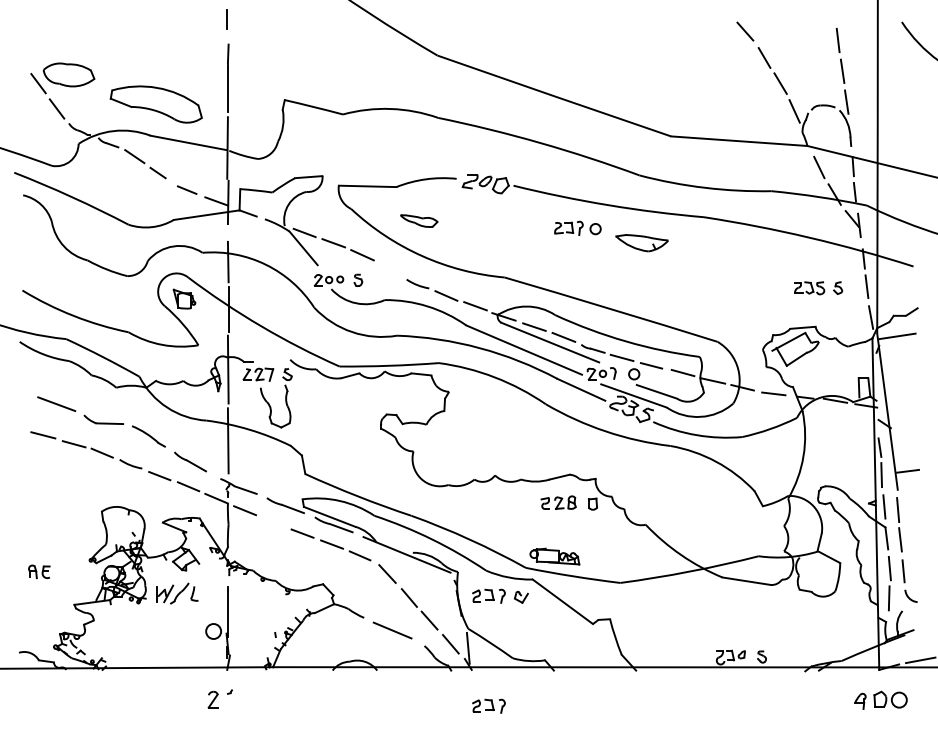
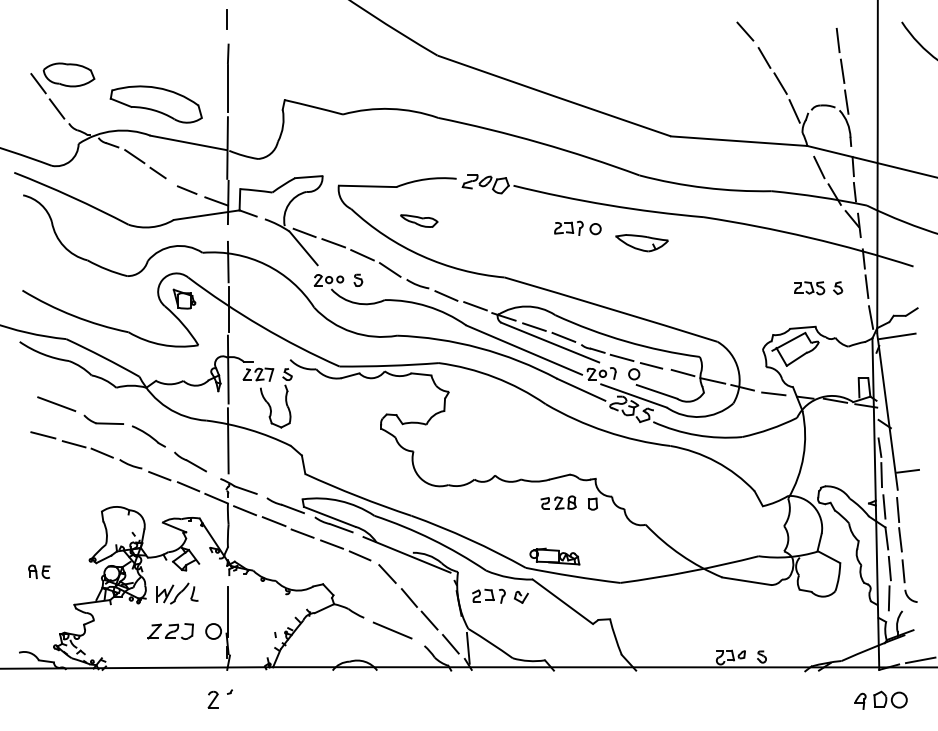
line: none -> present (389, 269)
line: none -> present (273, 521)
part: none -> present (170, 631)
part: present -> none (488, 705)
